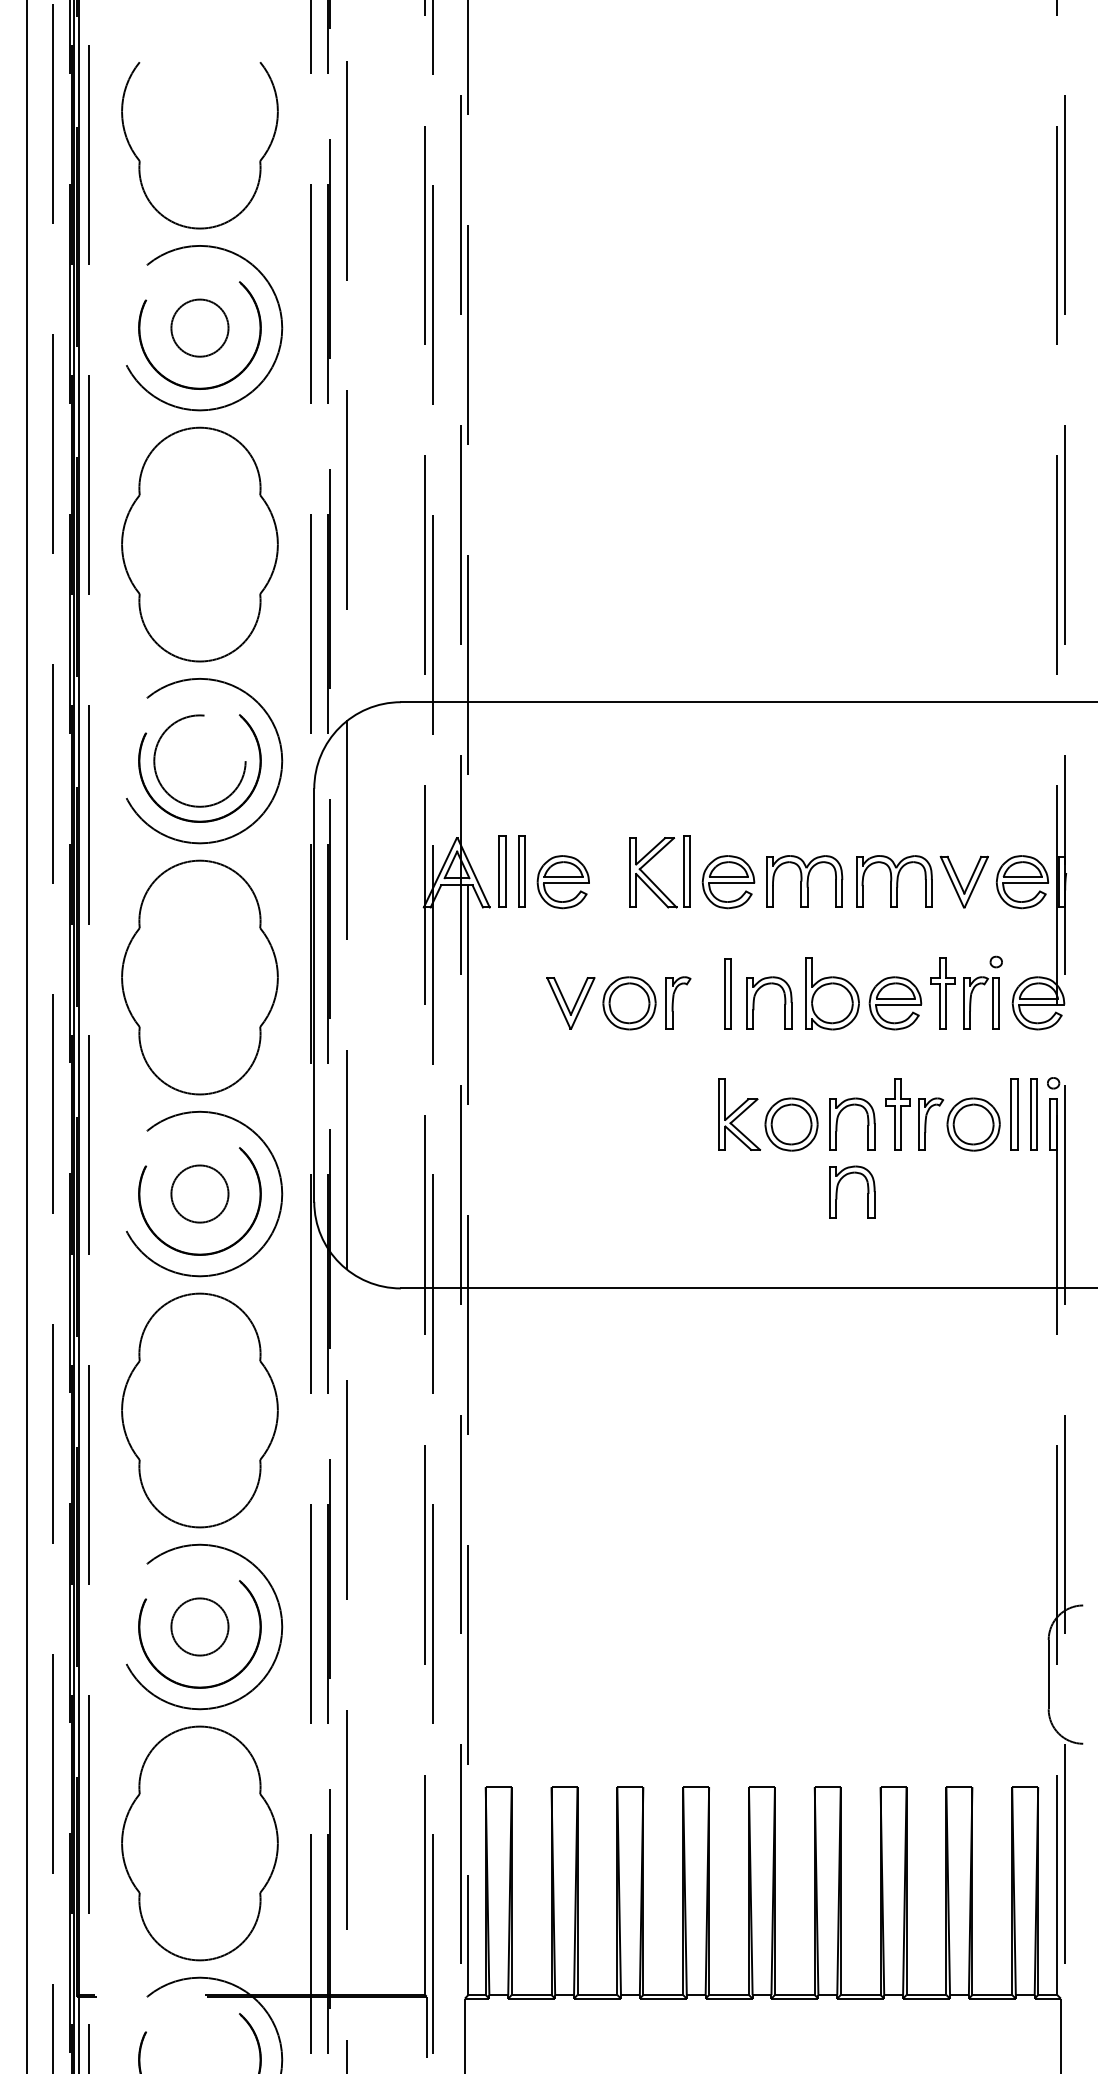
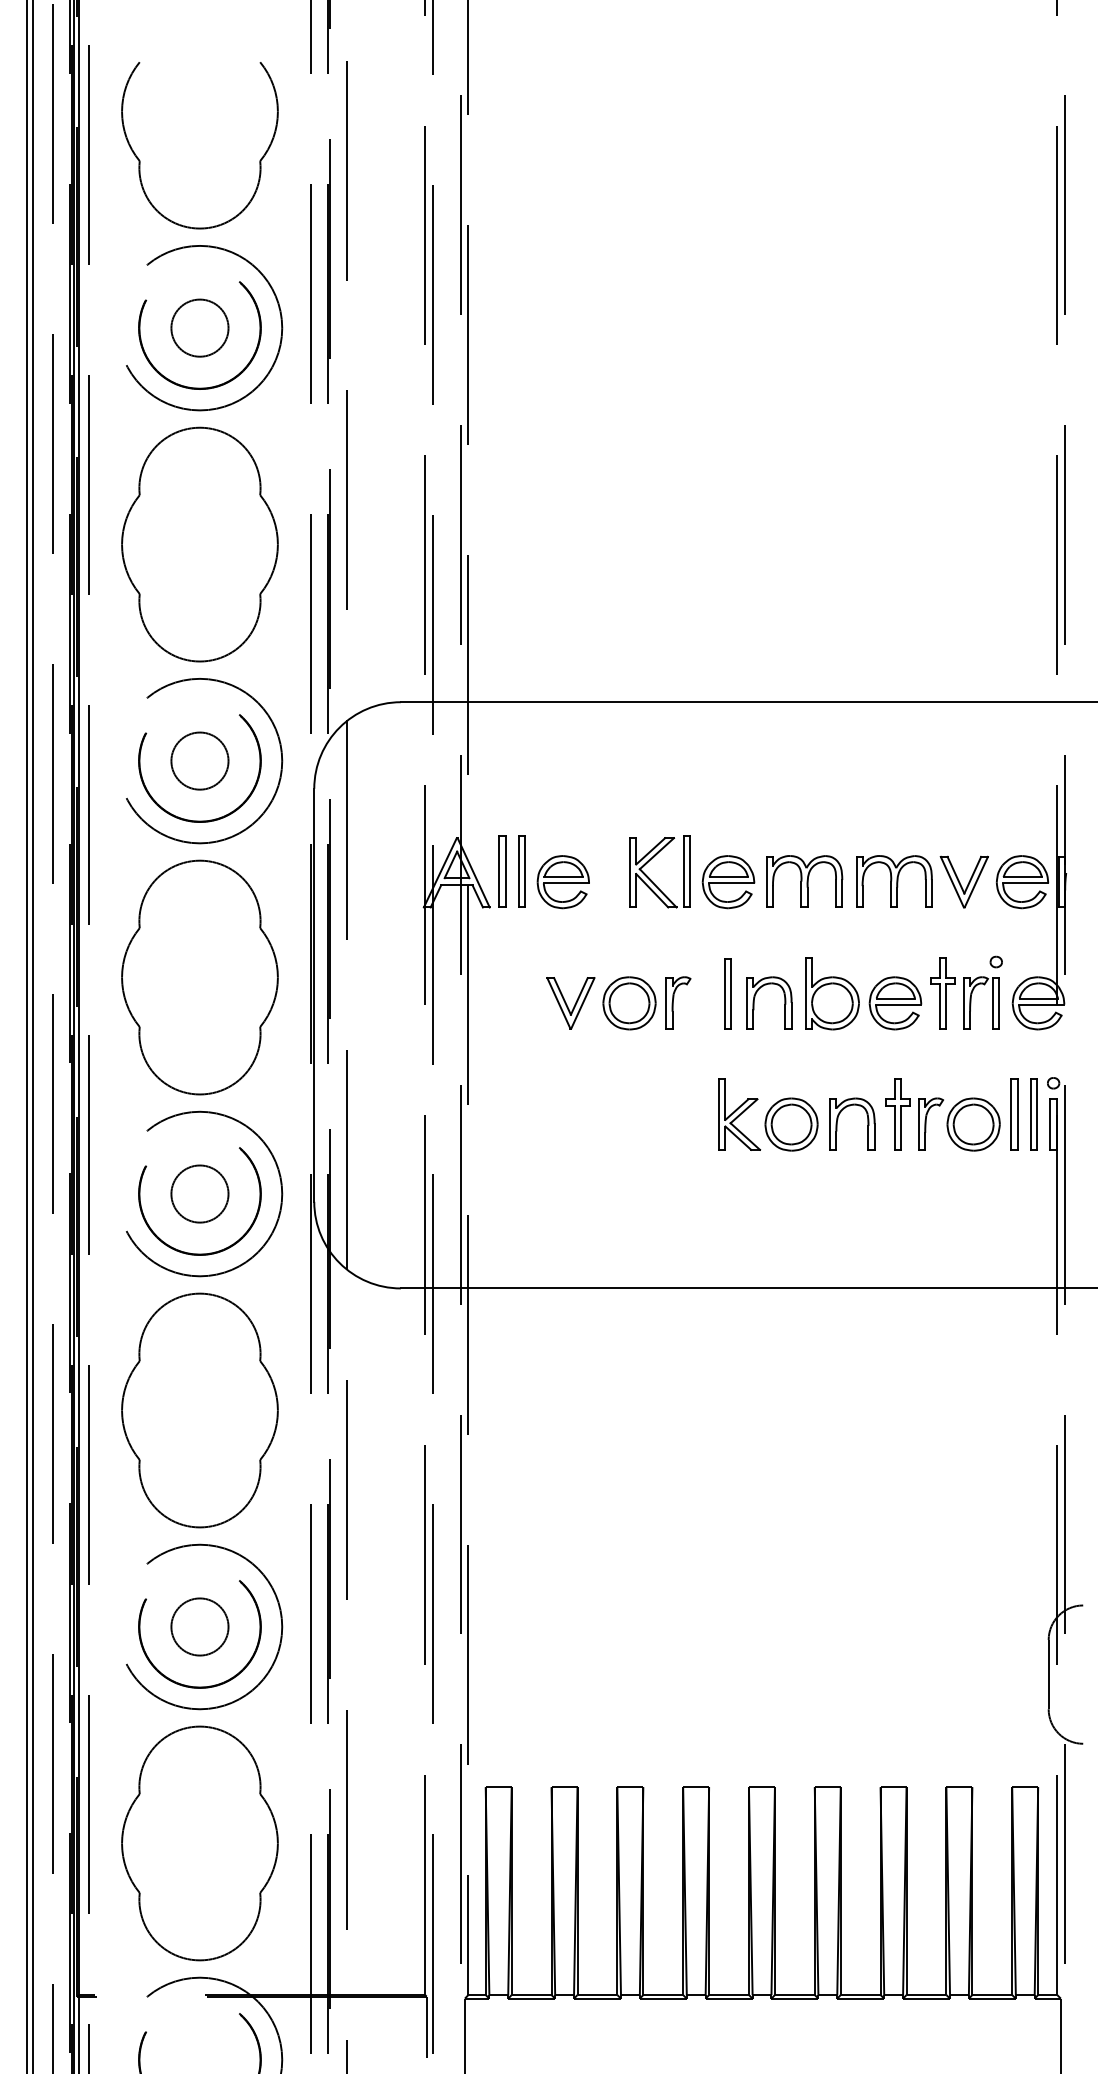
circle diameter: 91 px -> 57 px (199, 760)
line: none -> present (32, 1036)
part: present -> none (838, 1187)
